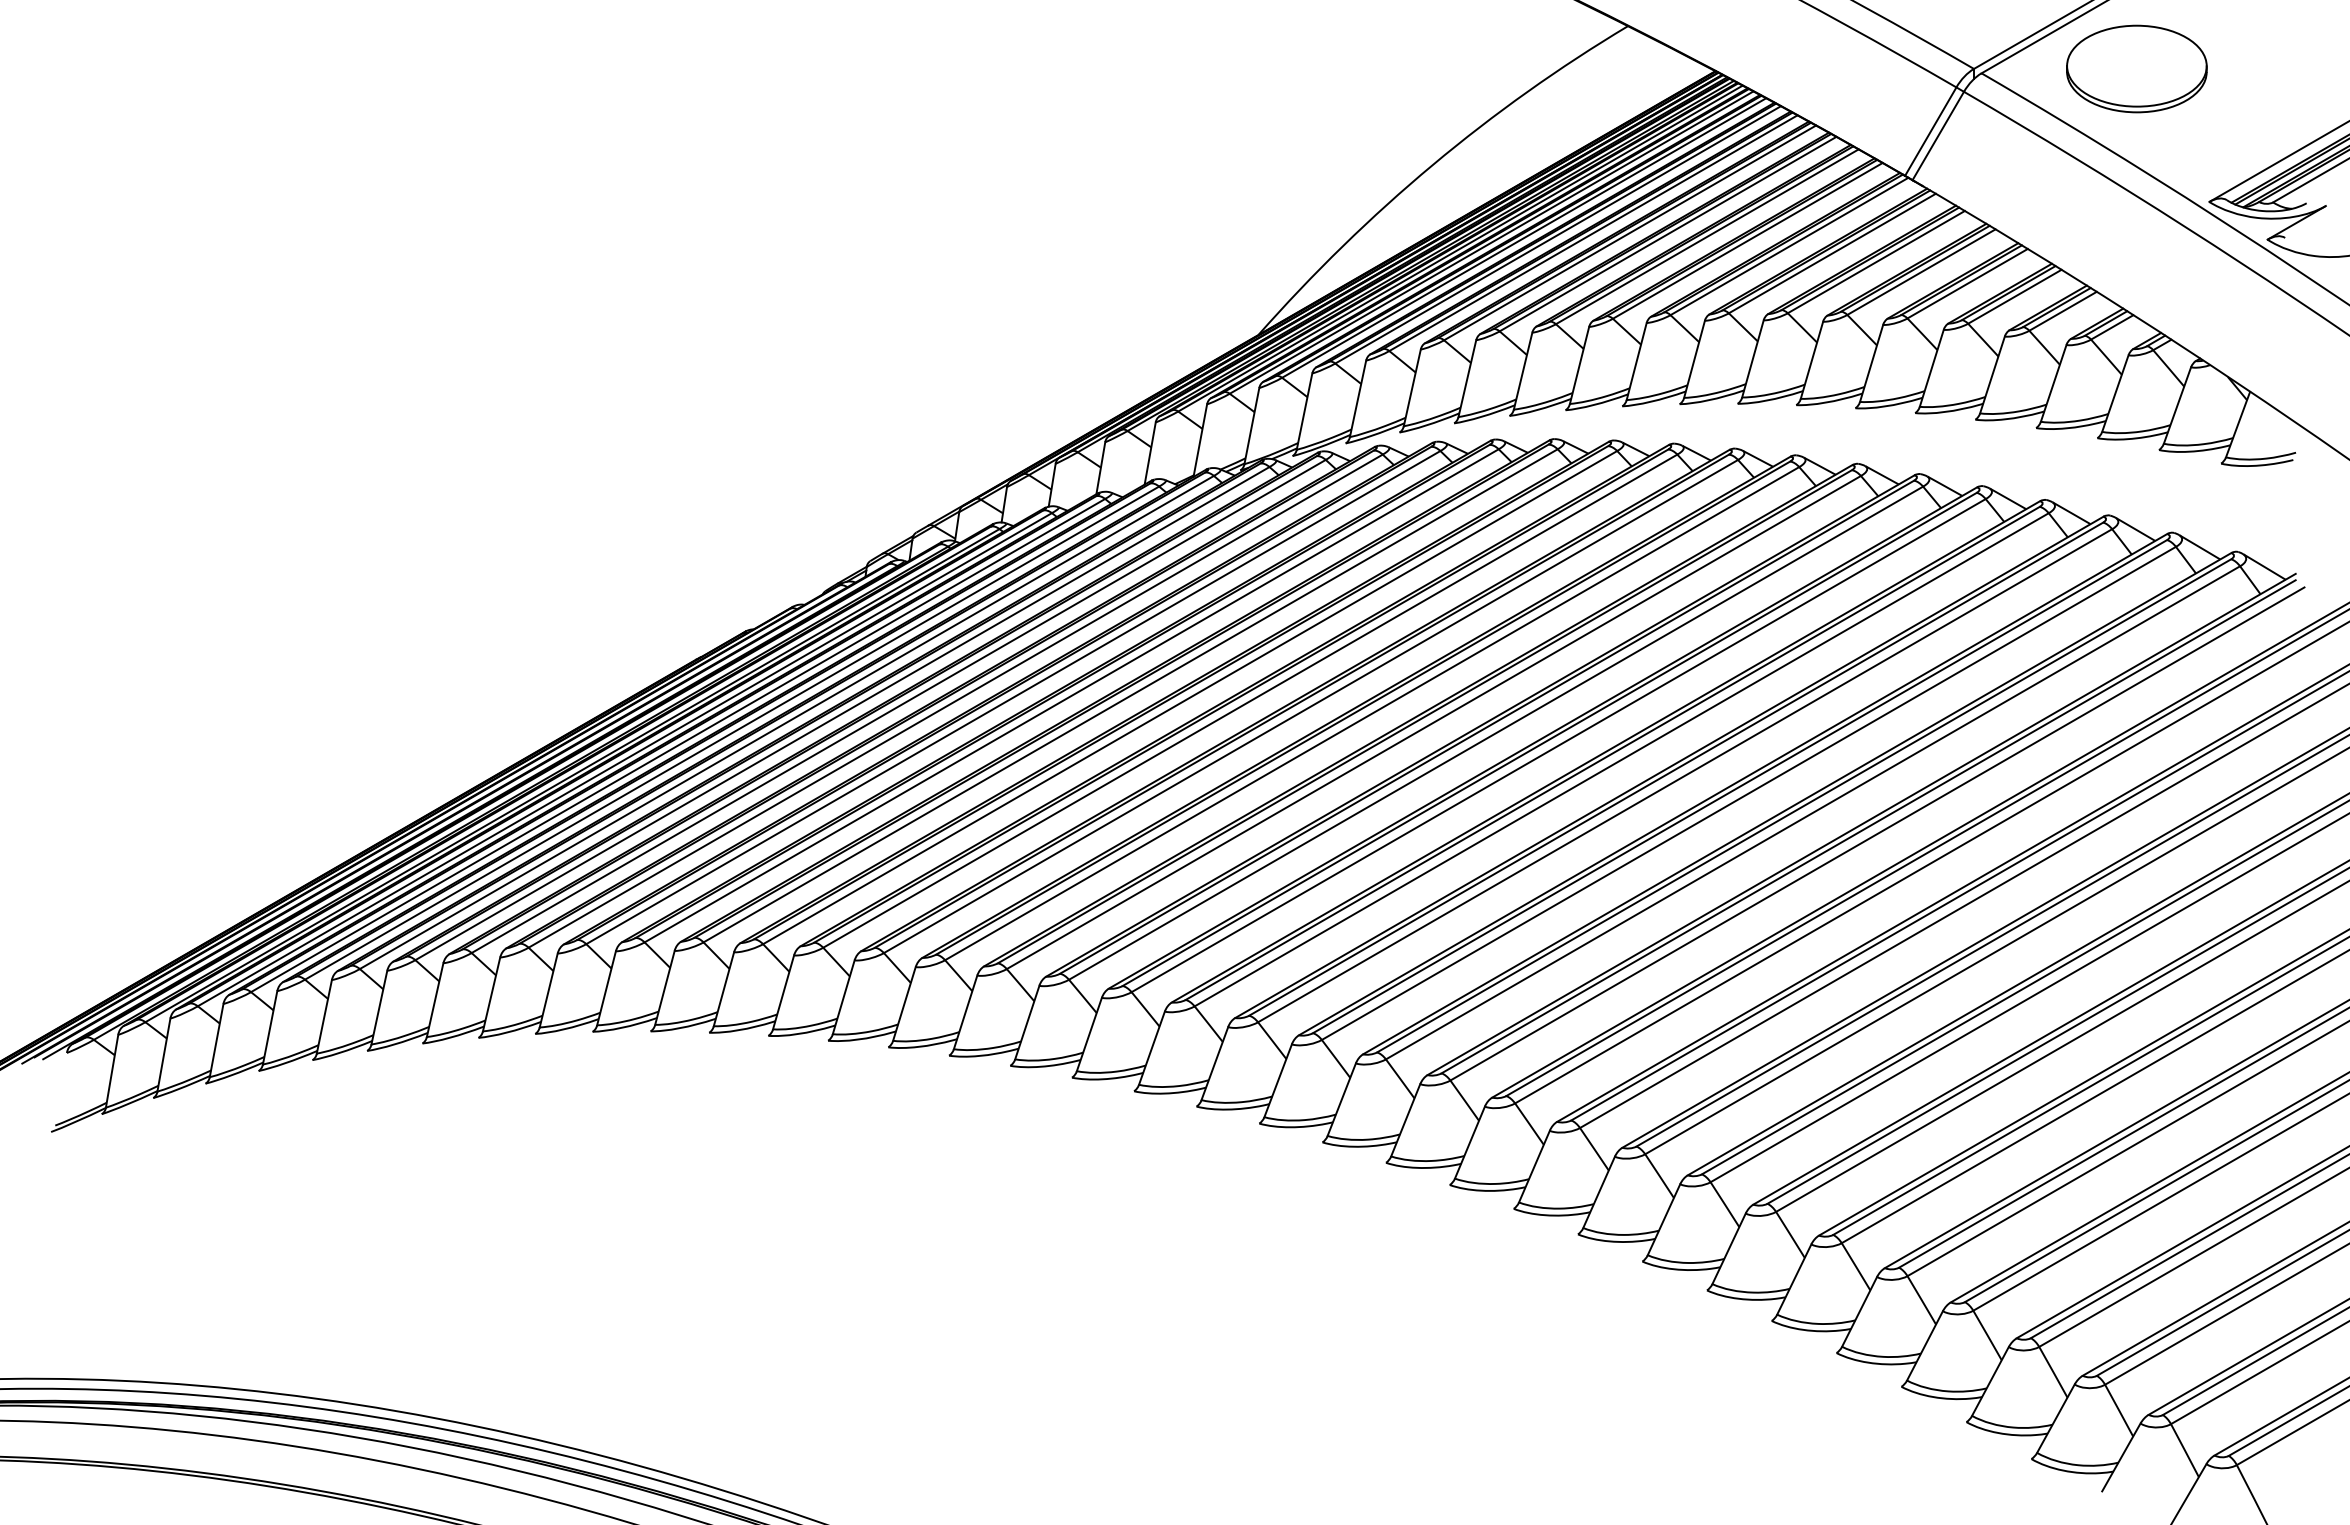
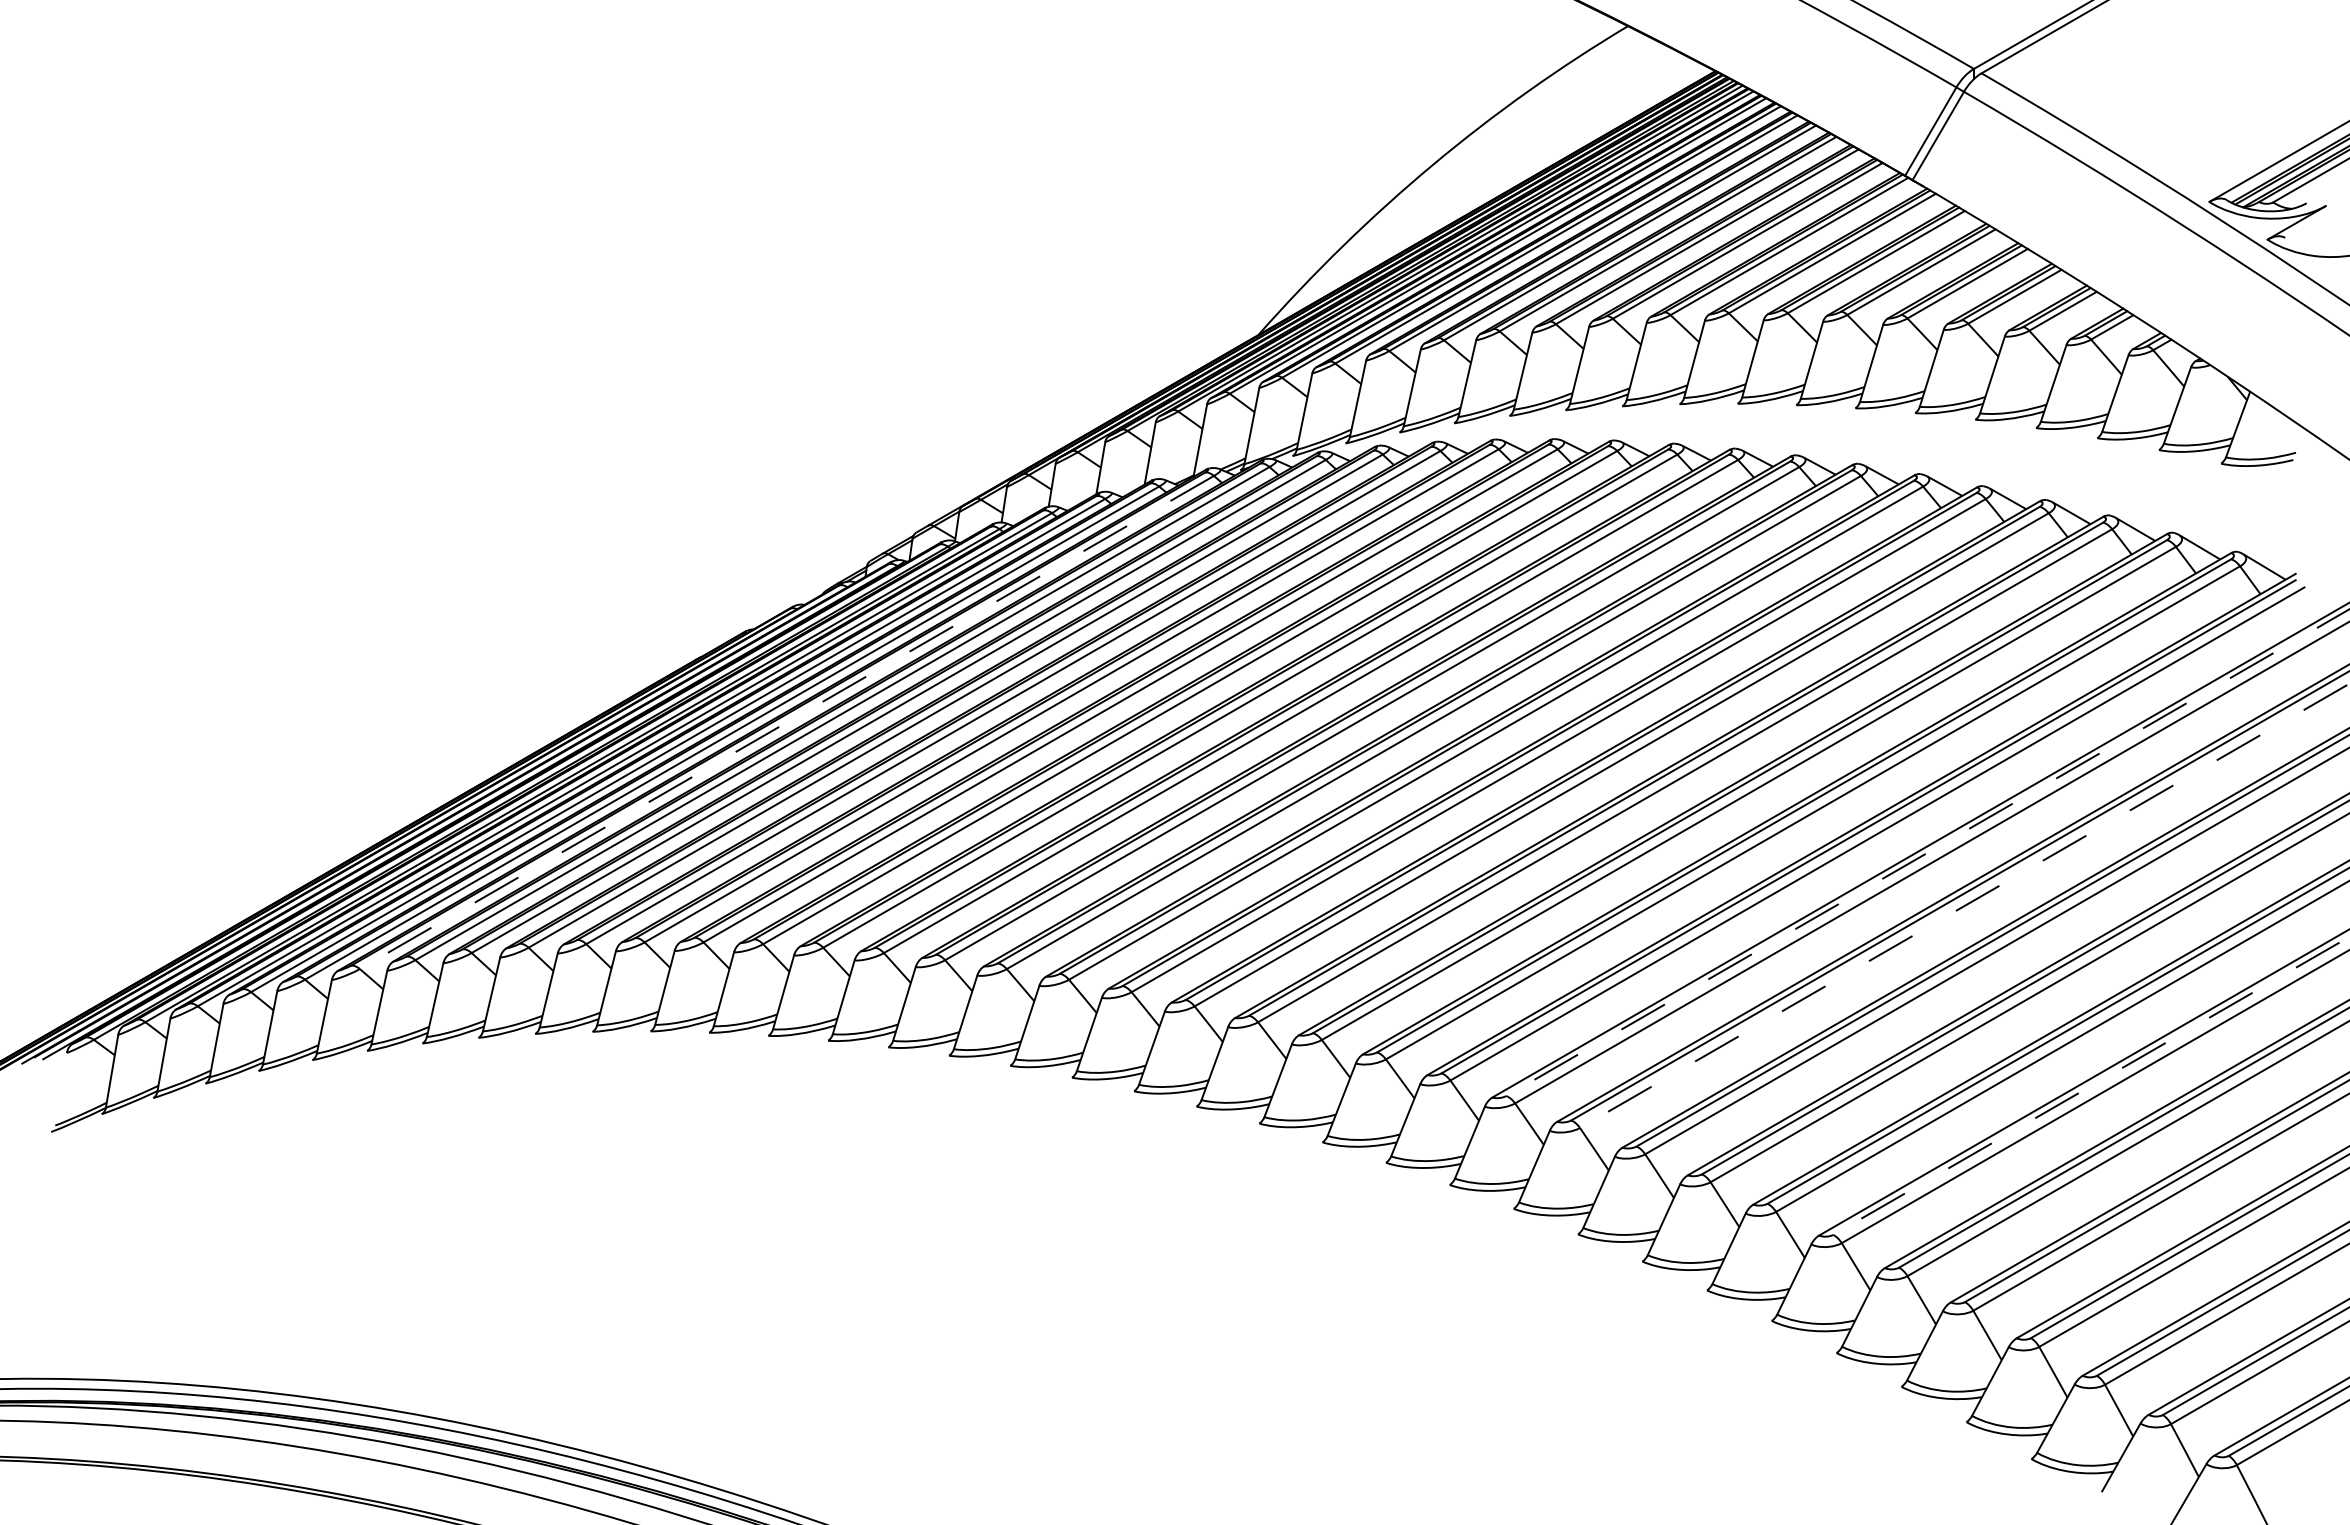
part: present -> none (2136, 68)
line: solid -> dashed (786, 722)
line: solid -> dashed (1927, 852)
line: solid -> dashed (1964, 906)
line: solid -> dashed (2091, 1086)
